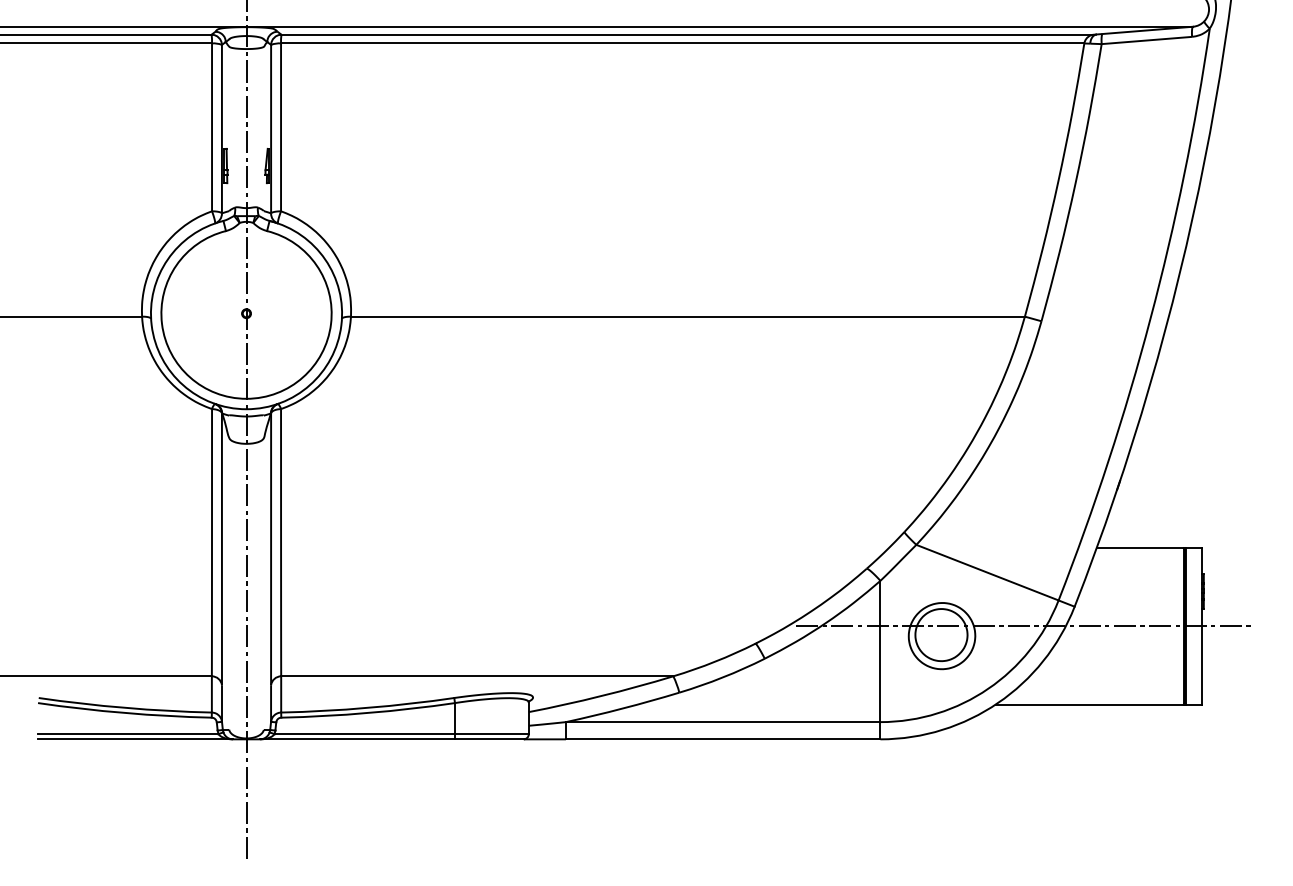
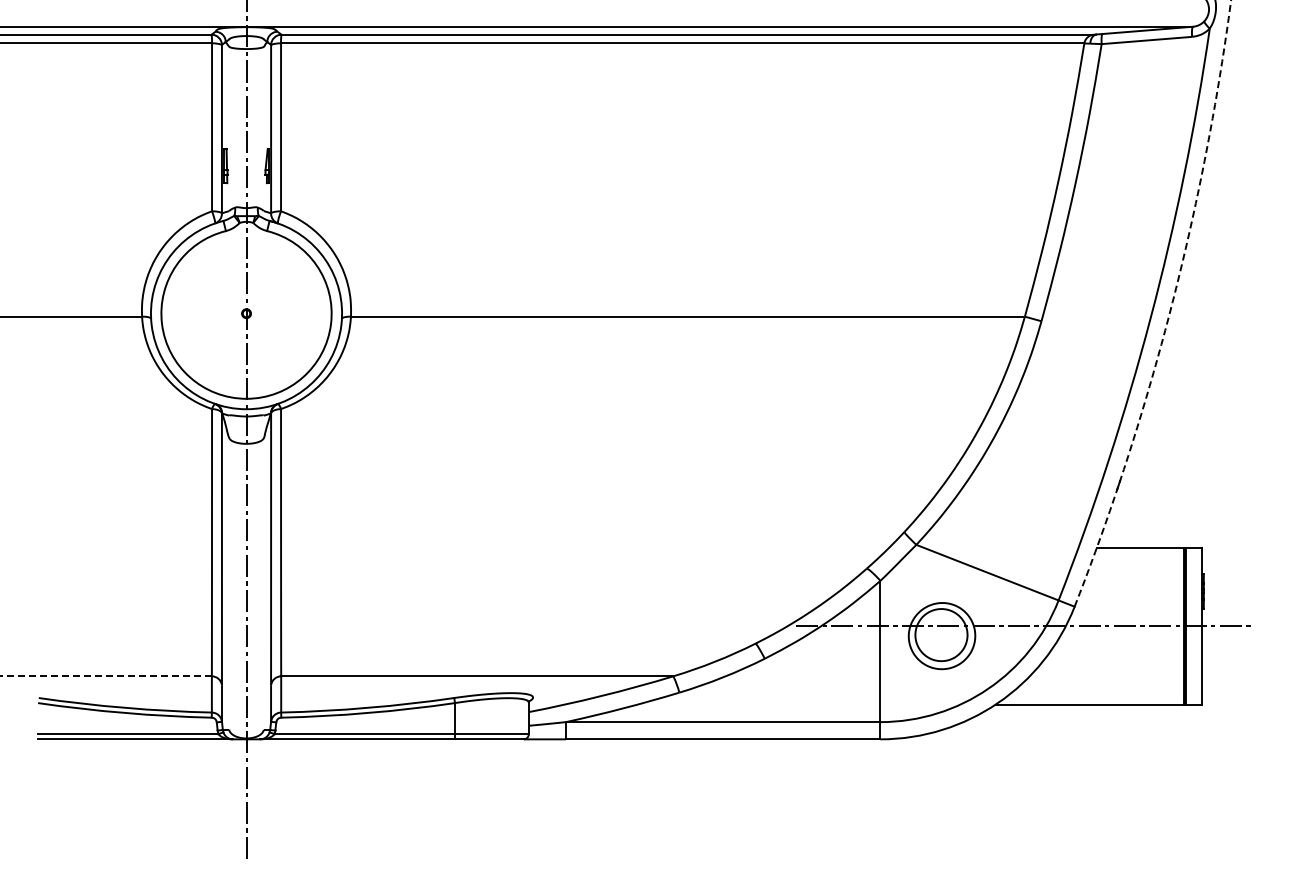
arc: solid -> dashed (1170, 310)
line: solid -> dashed (106, 676)
